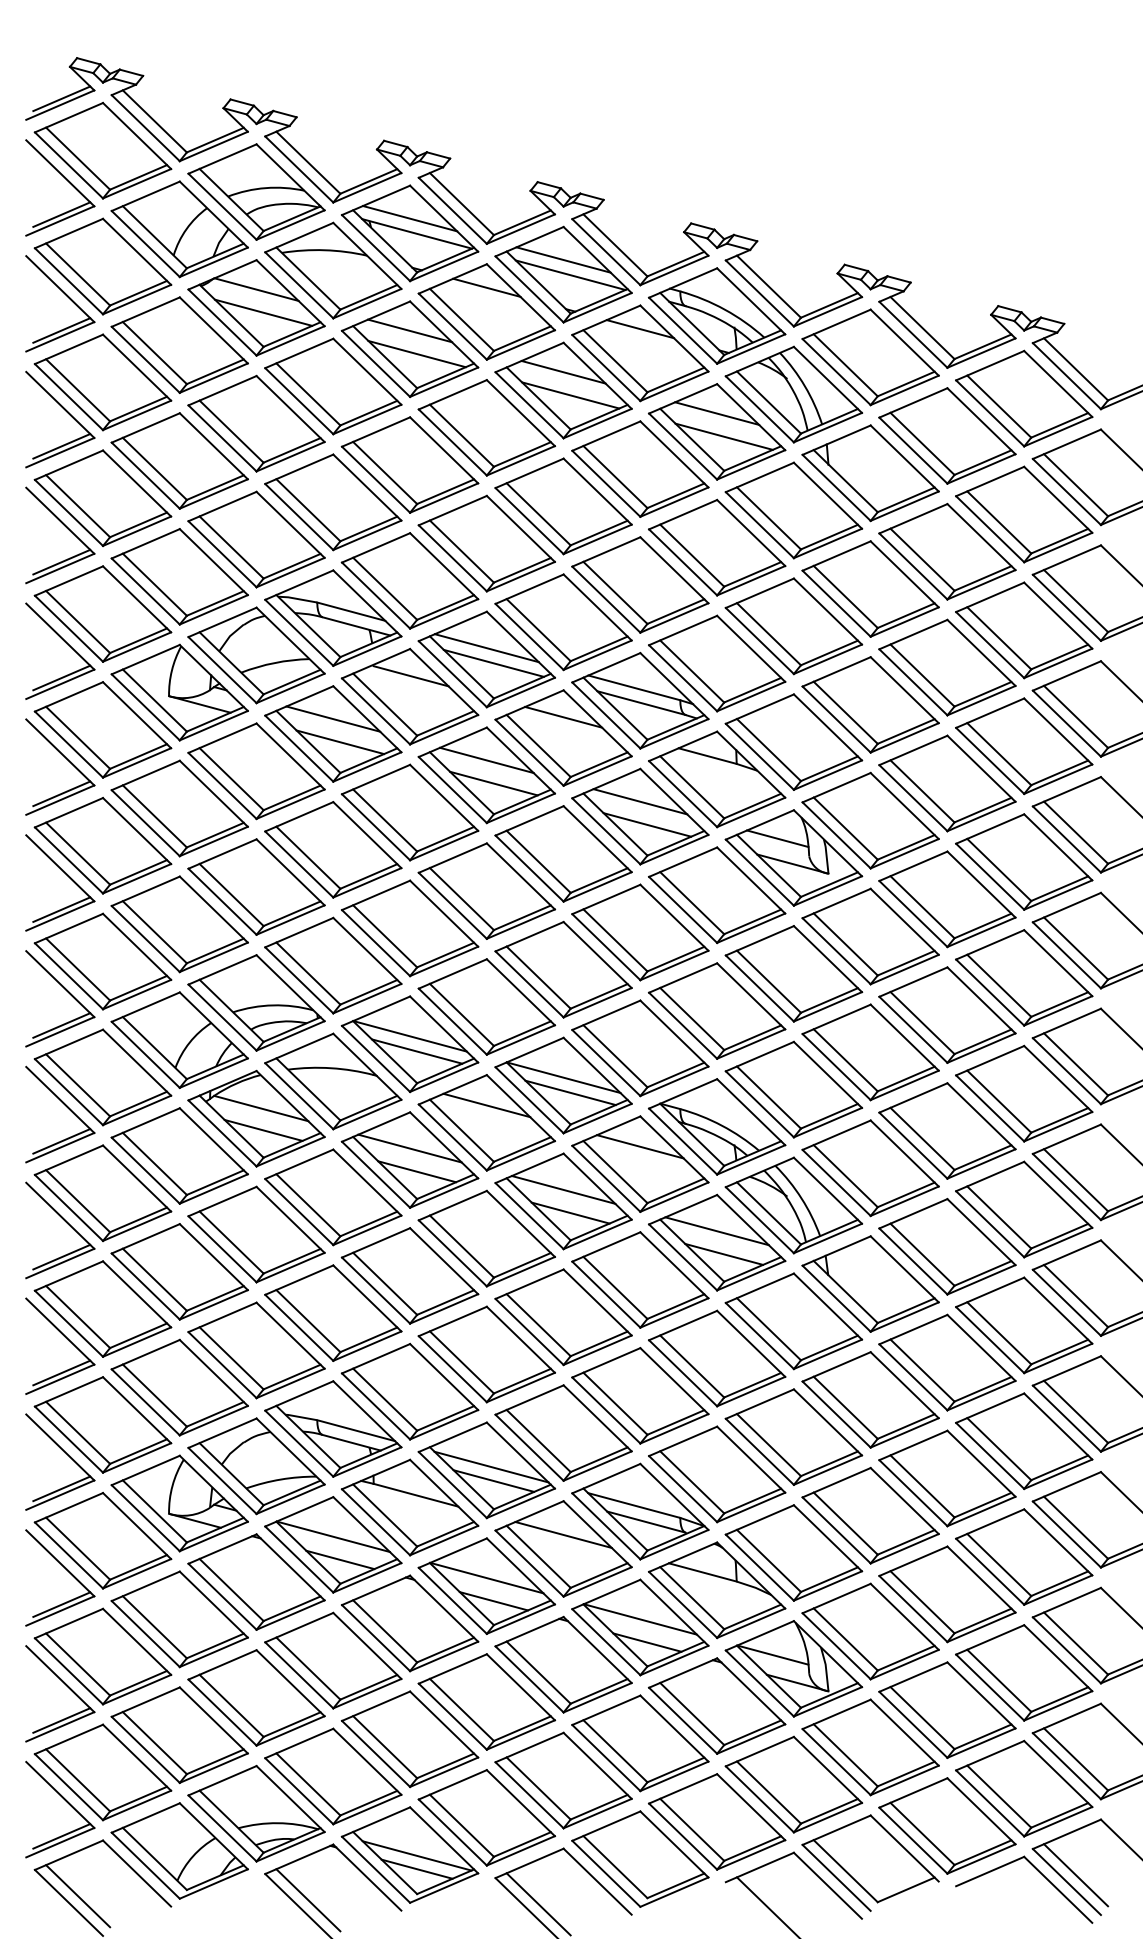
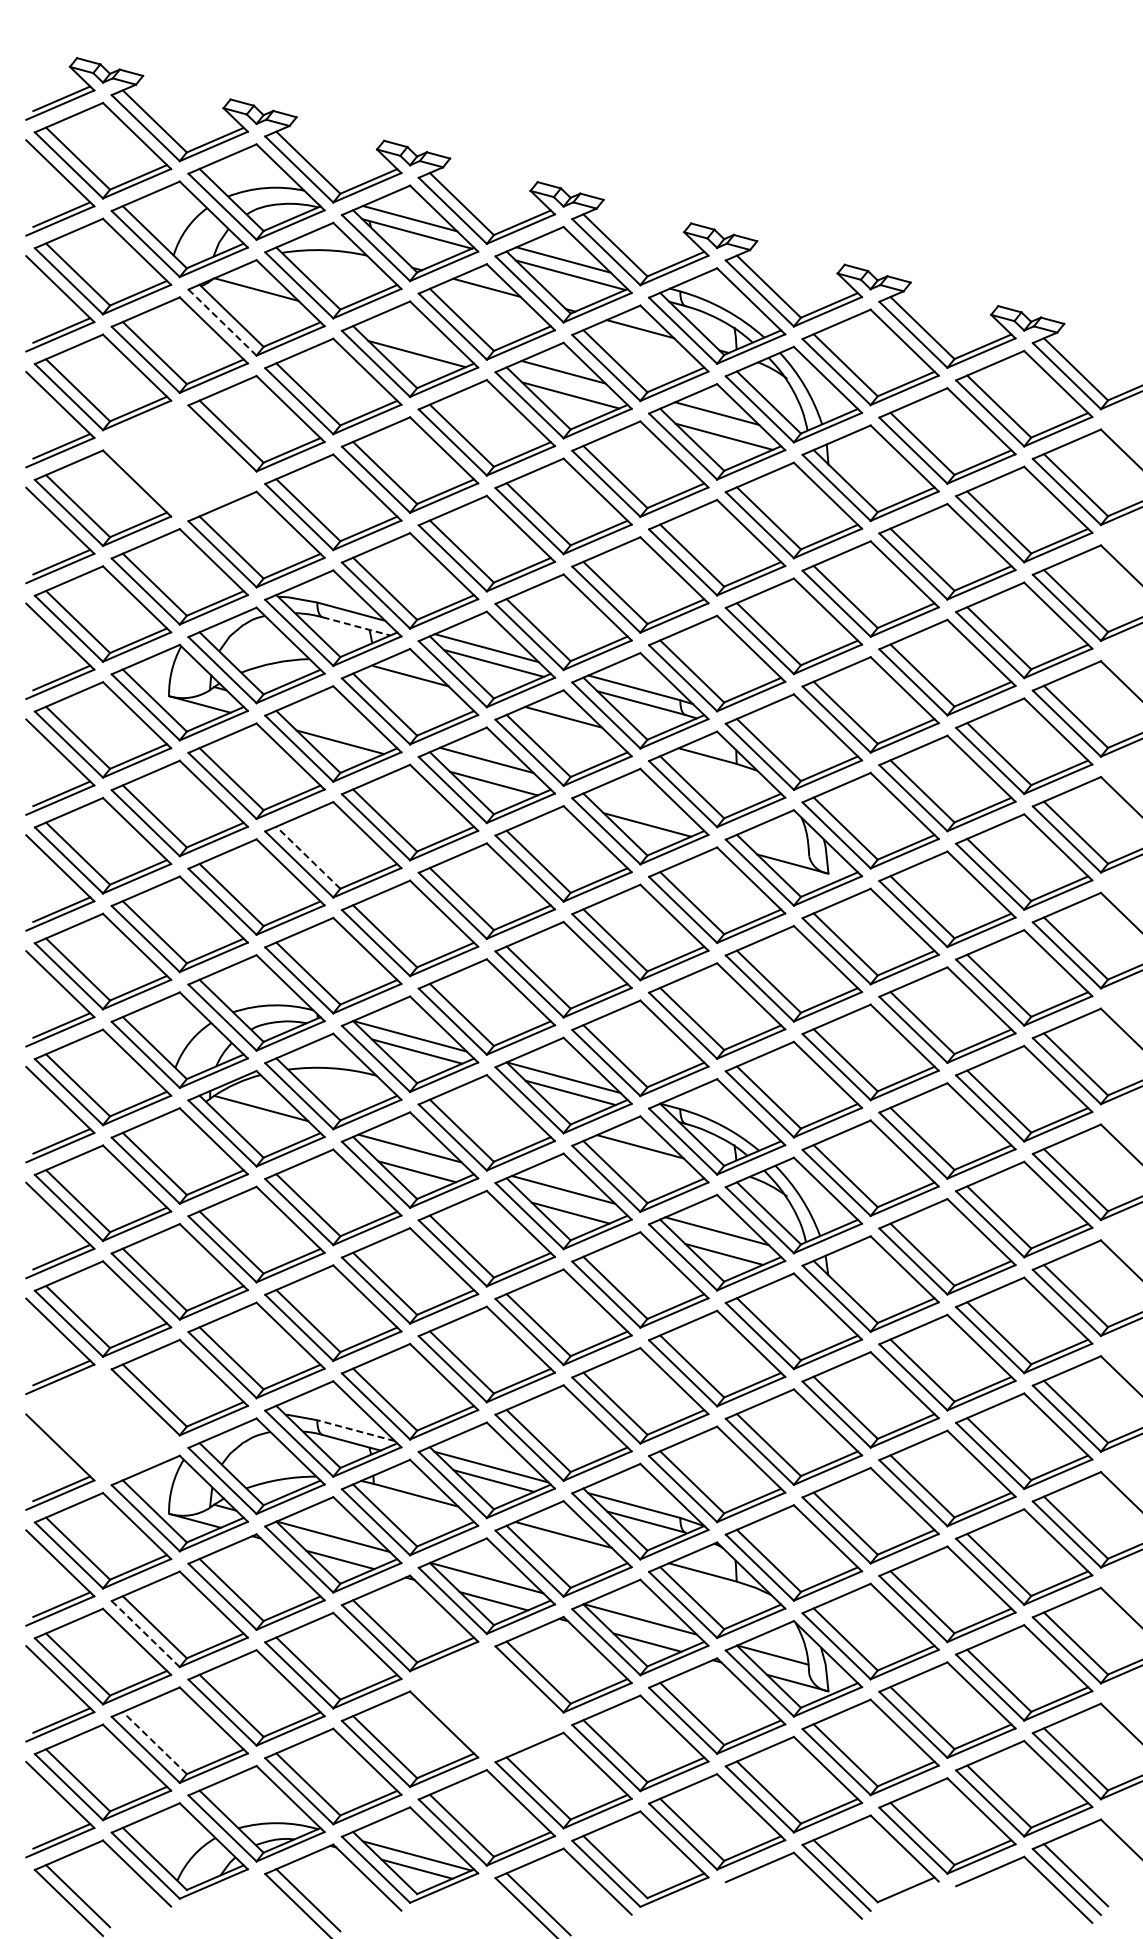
line: present -> none (263, 312)
line: solid -> dashed (222, 322)
line: present -> none (410, 330)
part: present -> none (179, 460)
line: solid -> dashed (357, 626)
line: present -> none (333, 718)
line: present -> none (640, 801)
line: present -> none (777, 838)
line: solid -> dashed (308, 857)
line: present -> none (486, 1105)
line: present -> none (263, 1129)
part: present -> none (102, 1424)
line: solid -> dashed (355, 1430)
line: solid -> dashed (146, 1634)
part: present -> none (486, 1701)
line: solid -> dashed (154, 1743)
line: present -> none (766, 1906)
